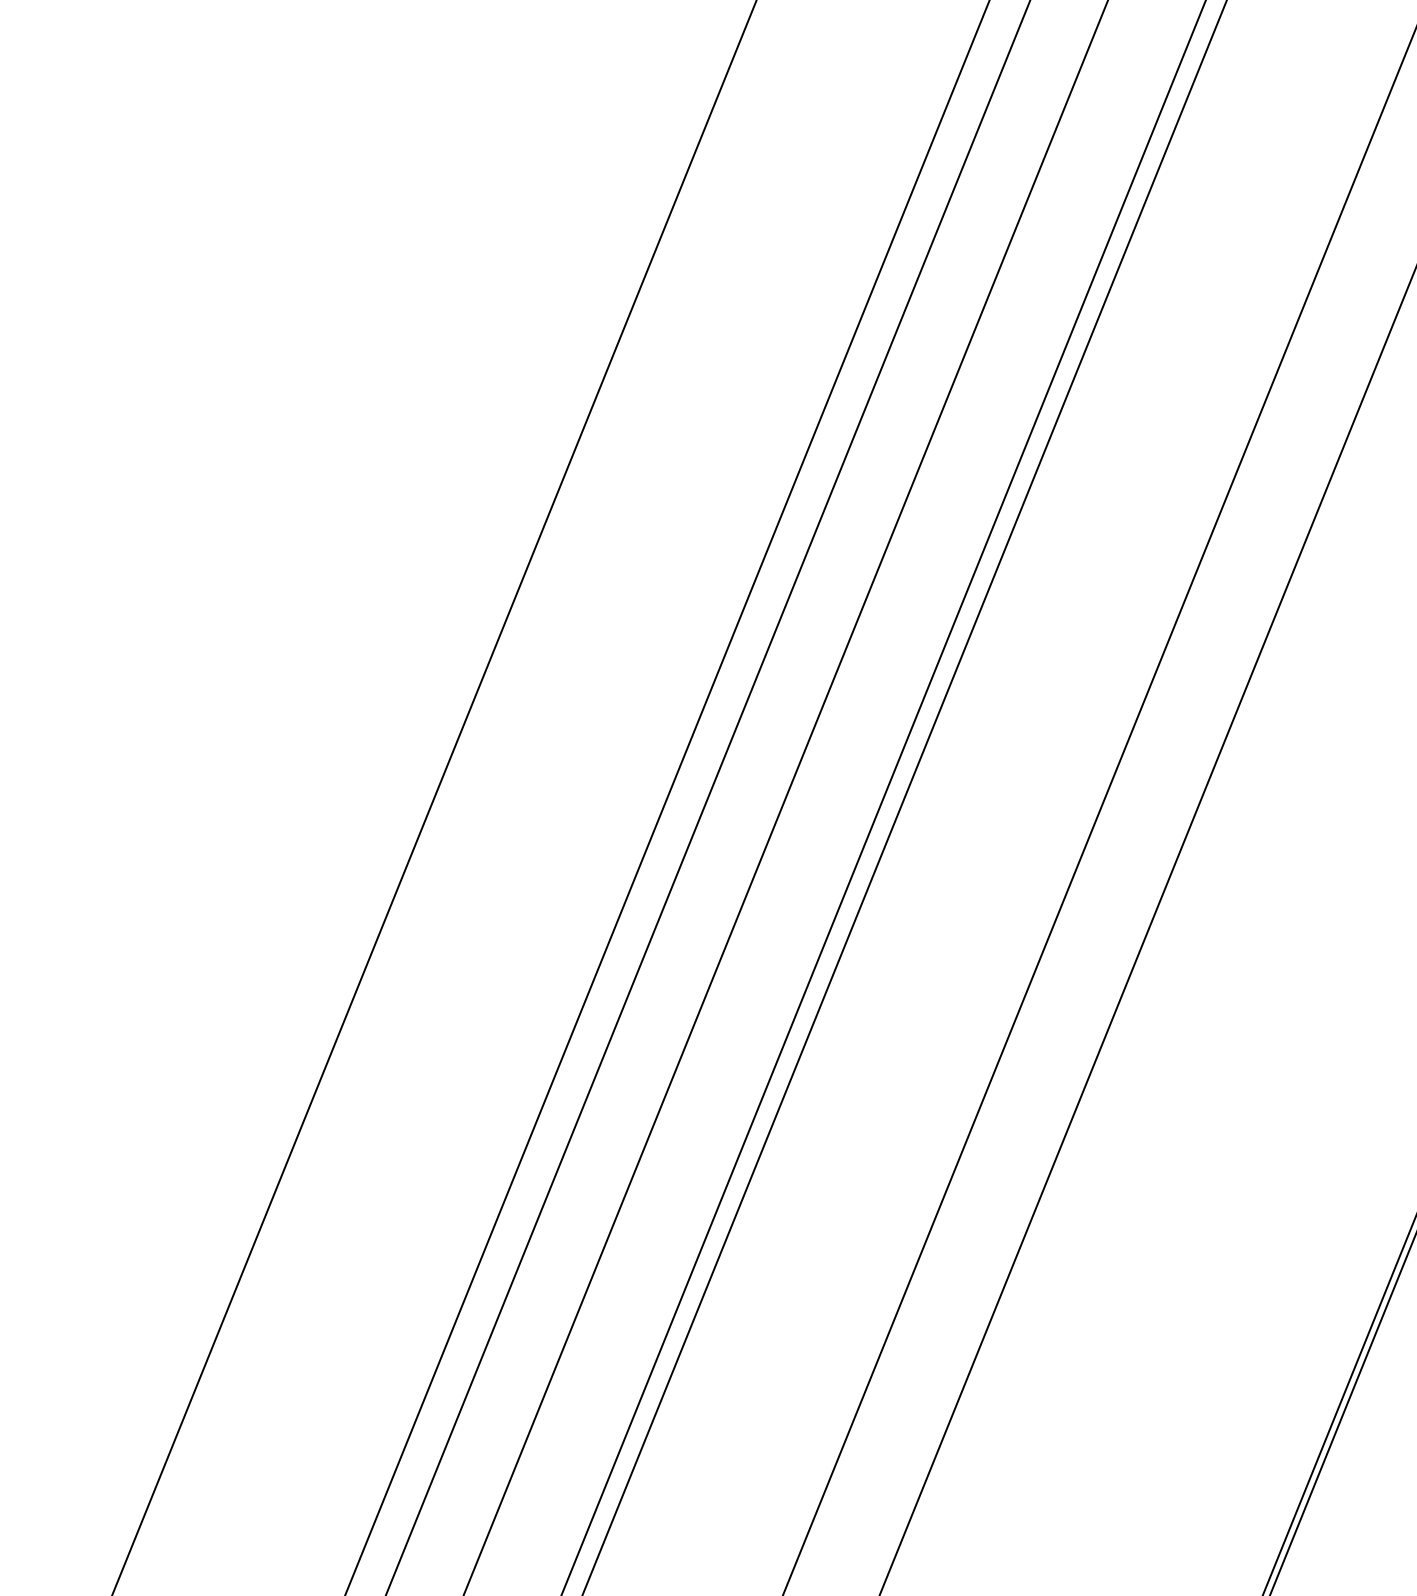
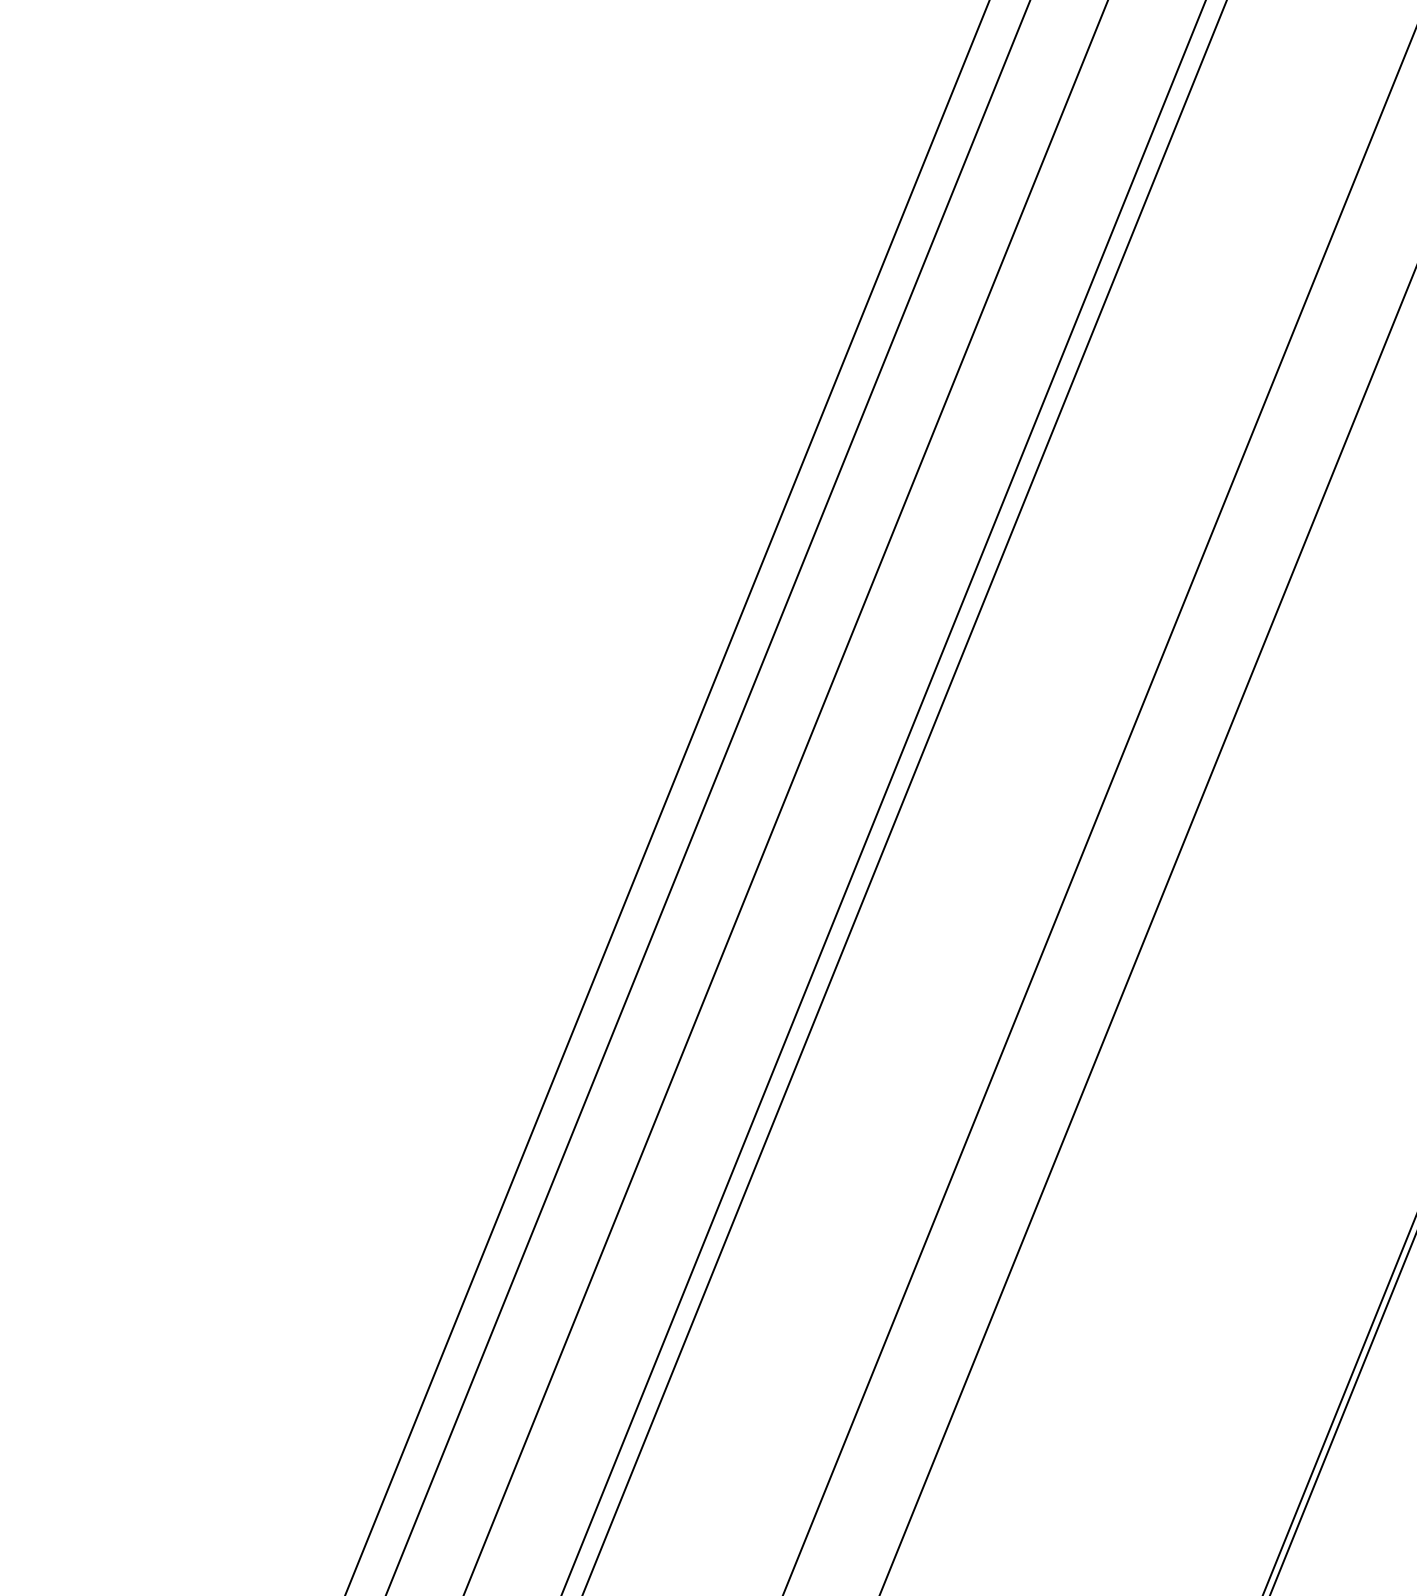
line: present -> none (434, 797)
